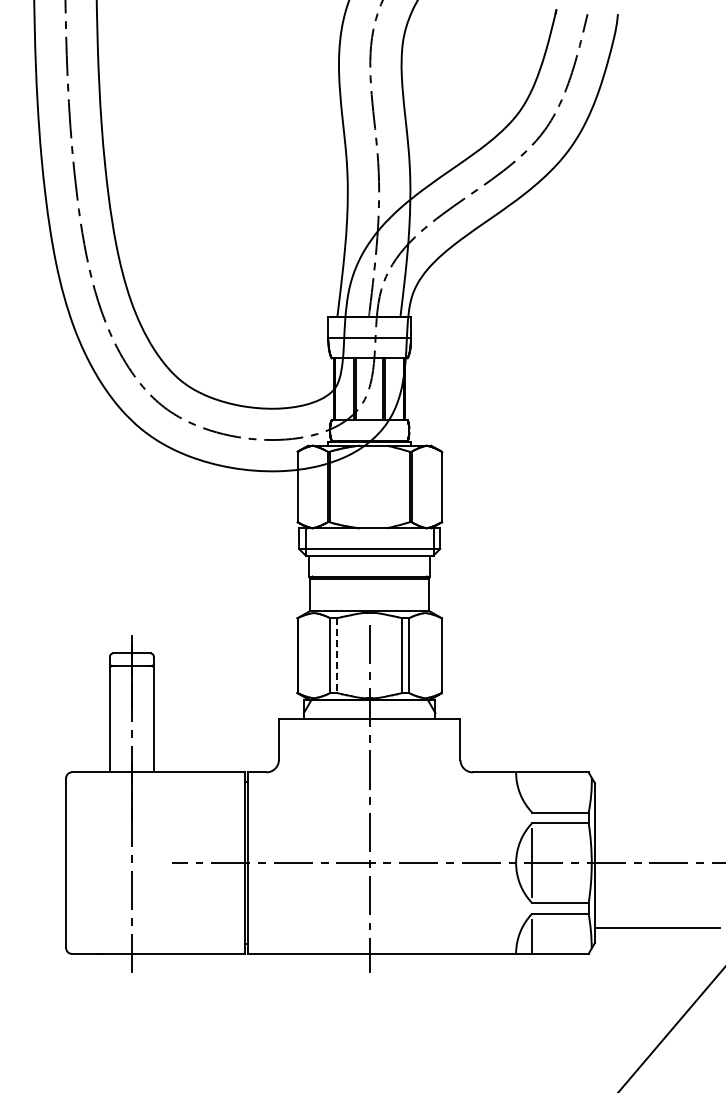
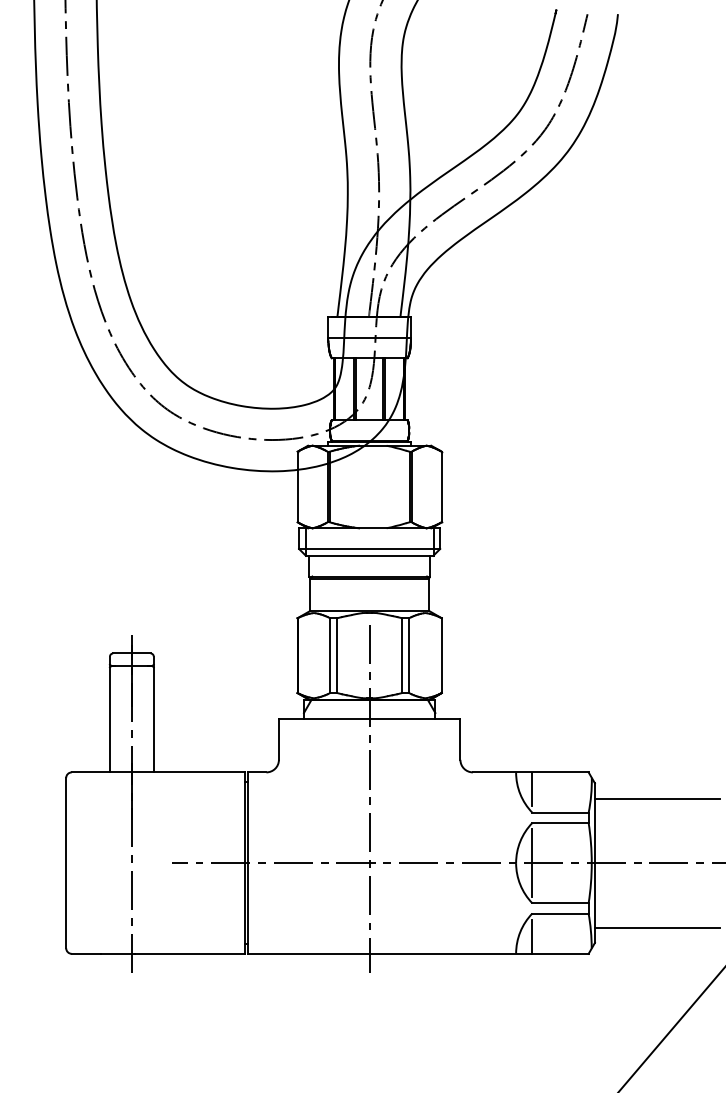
line: dashed -> solid (337, 656)
line: none -> present (532, 789)
line: none -> present (656, 798)
